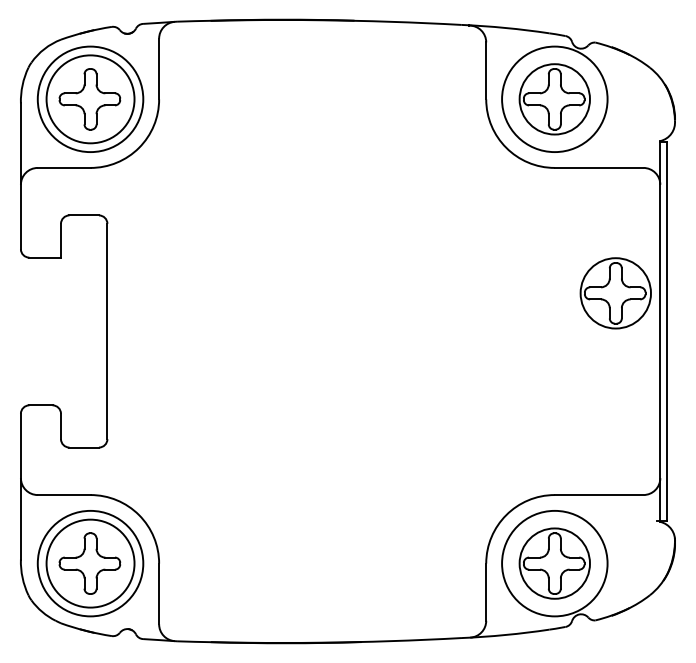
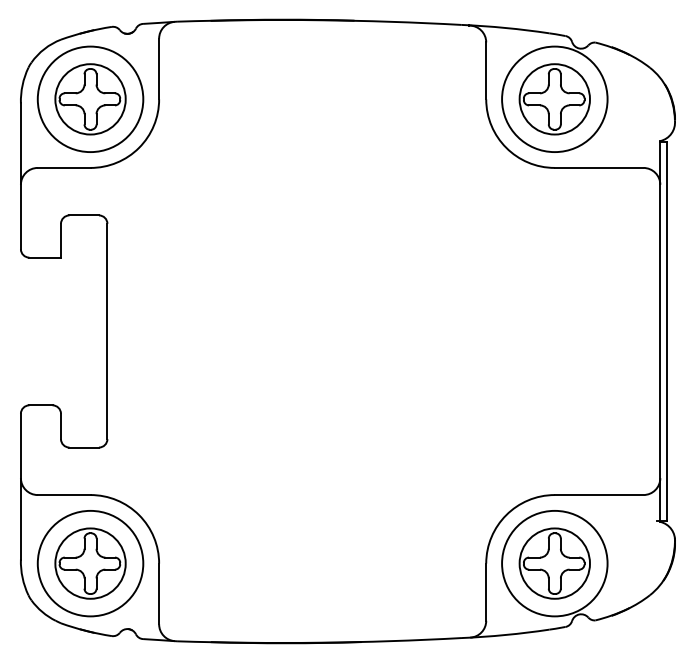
circle diameter: 88 px -> 70 px (90, 99)
part: present -> none (615, 293)
circle diameter: 88 px -> 70 px (90, 563)
